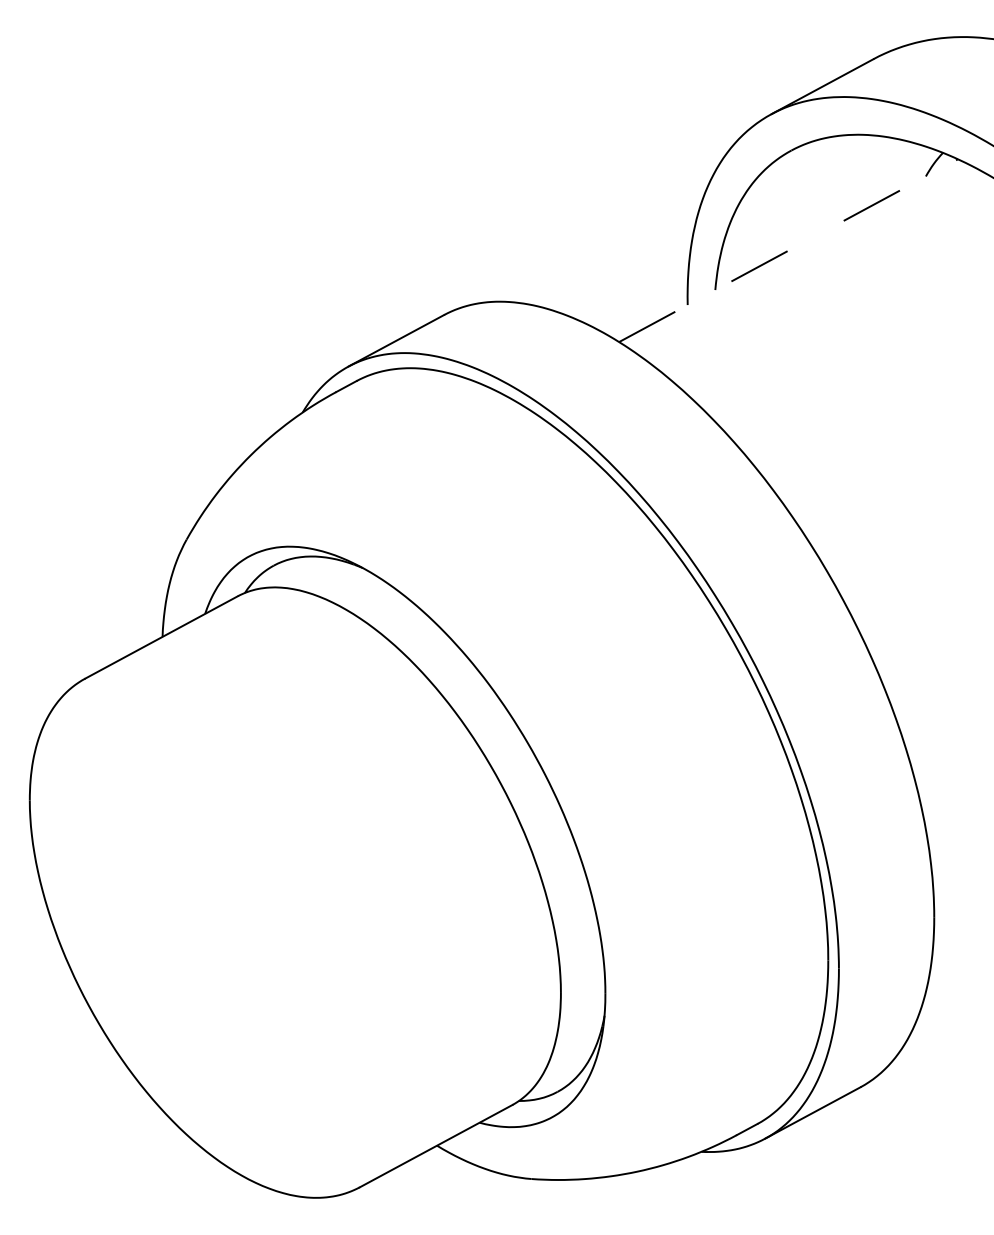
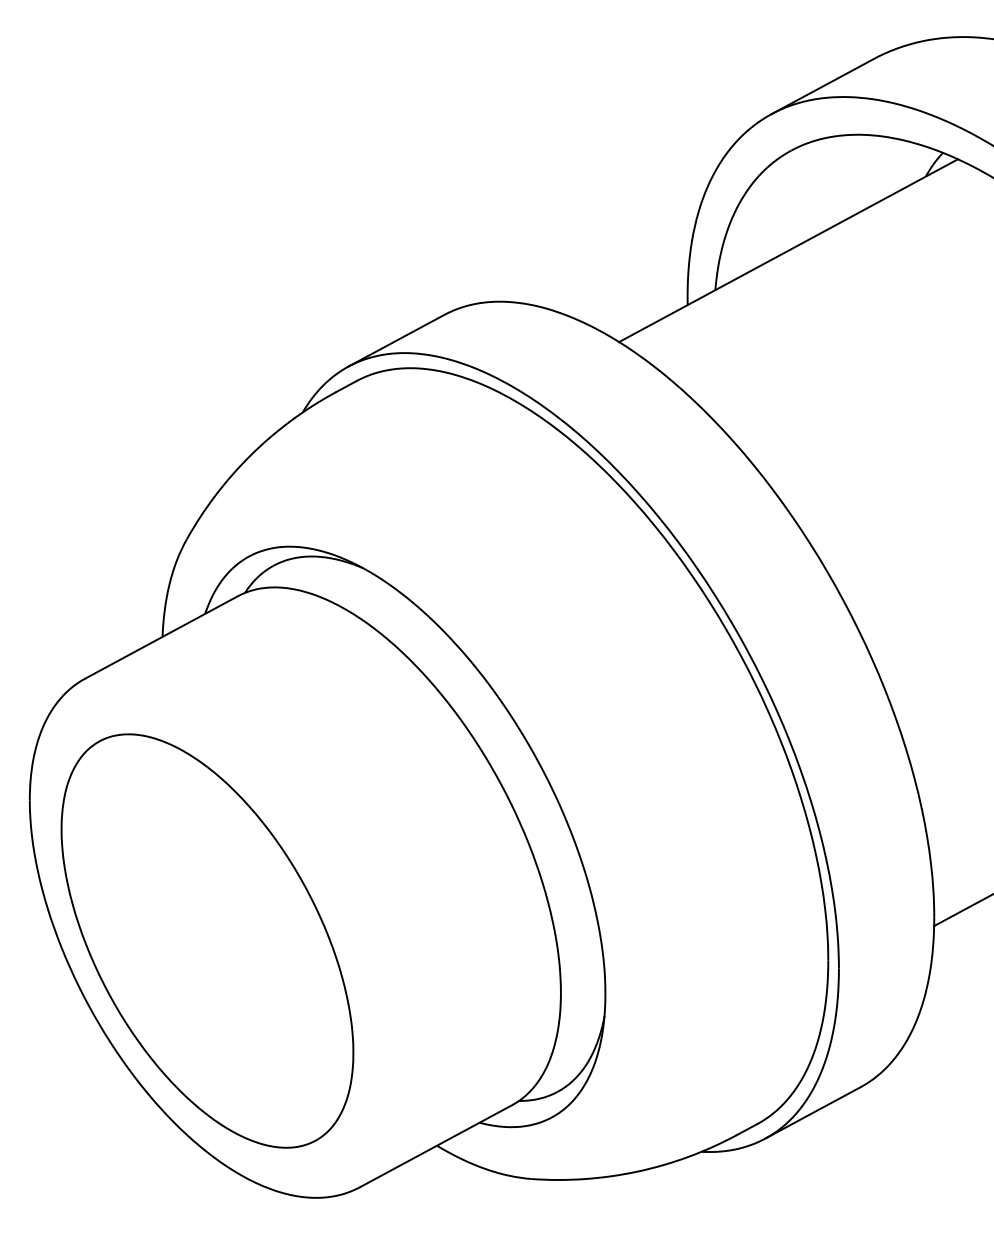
line: dashed -> solid (788, 250)
line: none -> present (962, 910)
part: none -> present (207, 940)
